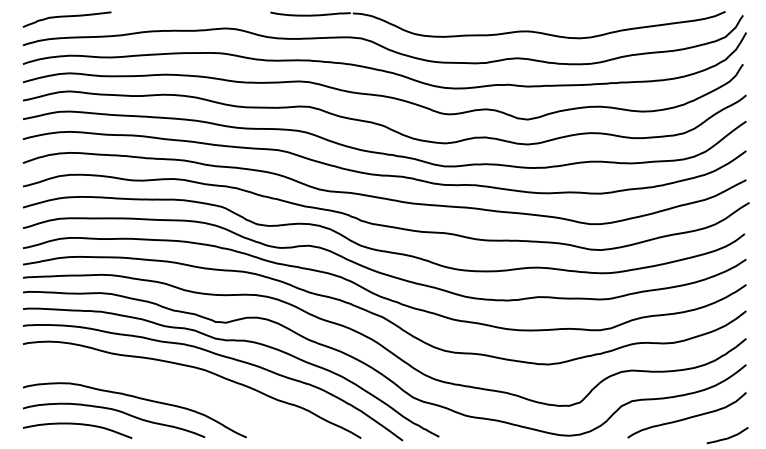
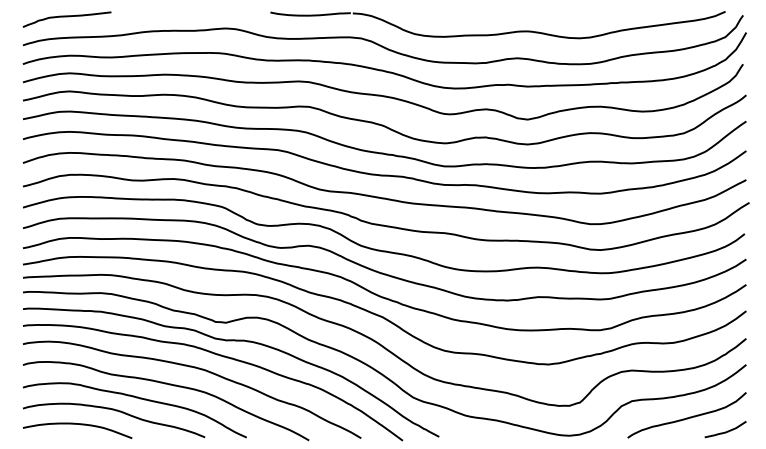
curve: none -> present (169, 385)
curve position: (727, 437) -> (725, 431) (725, 431)
